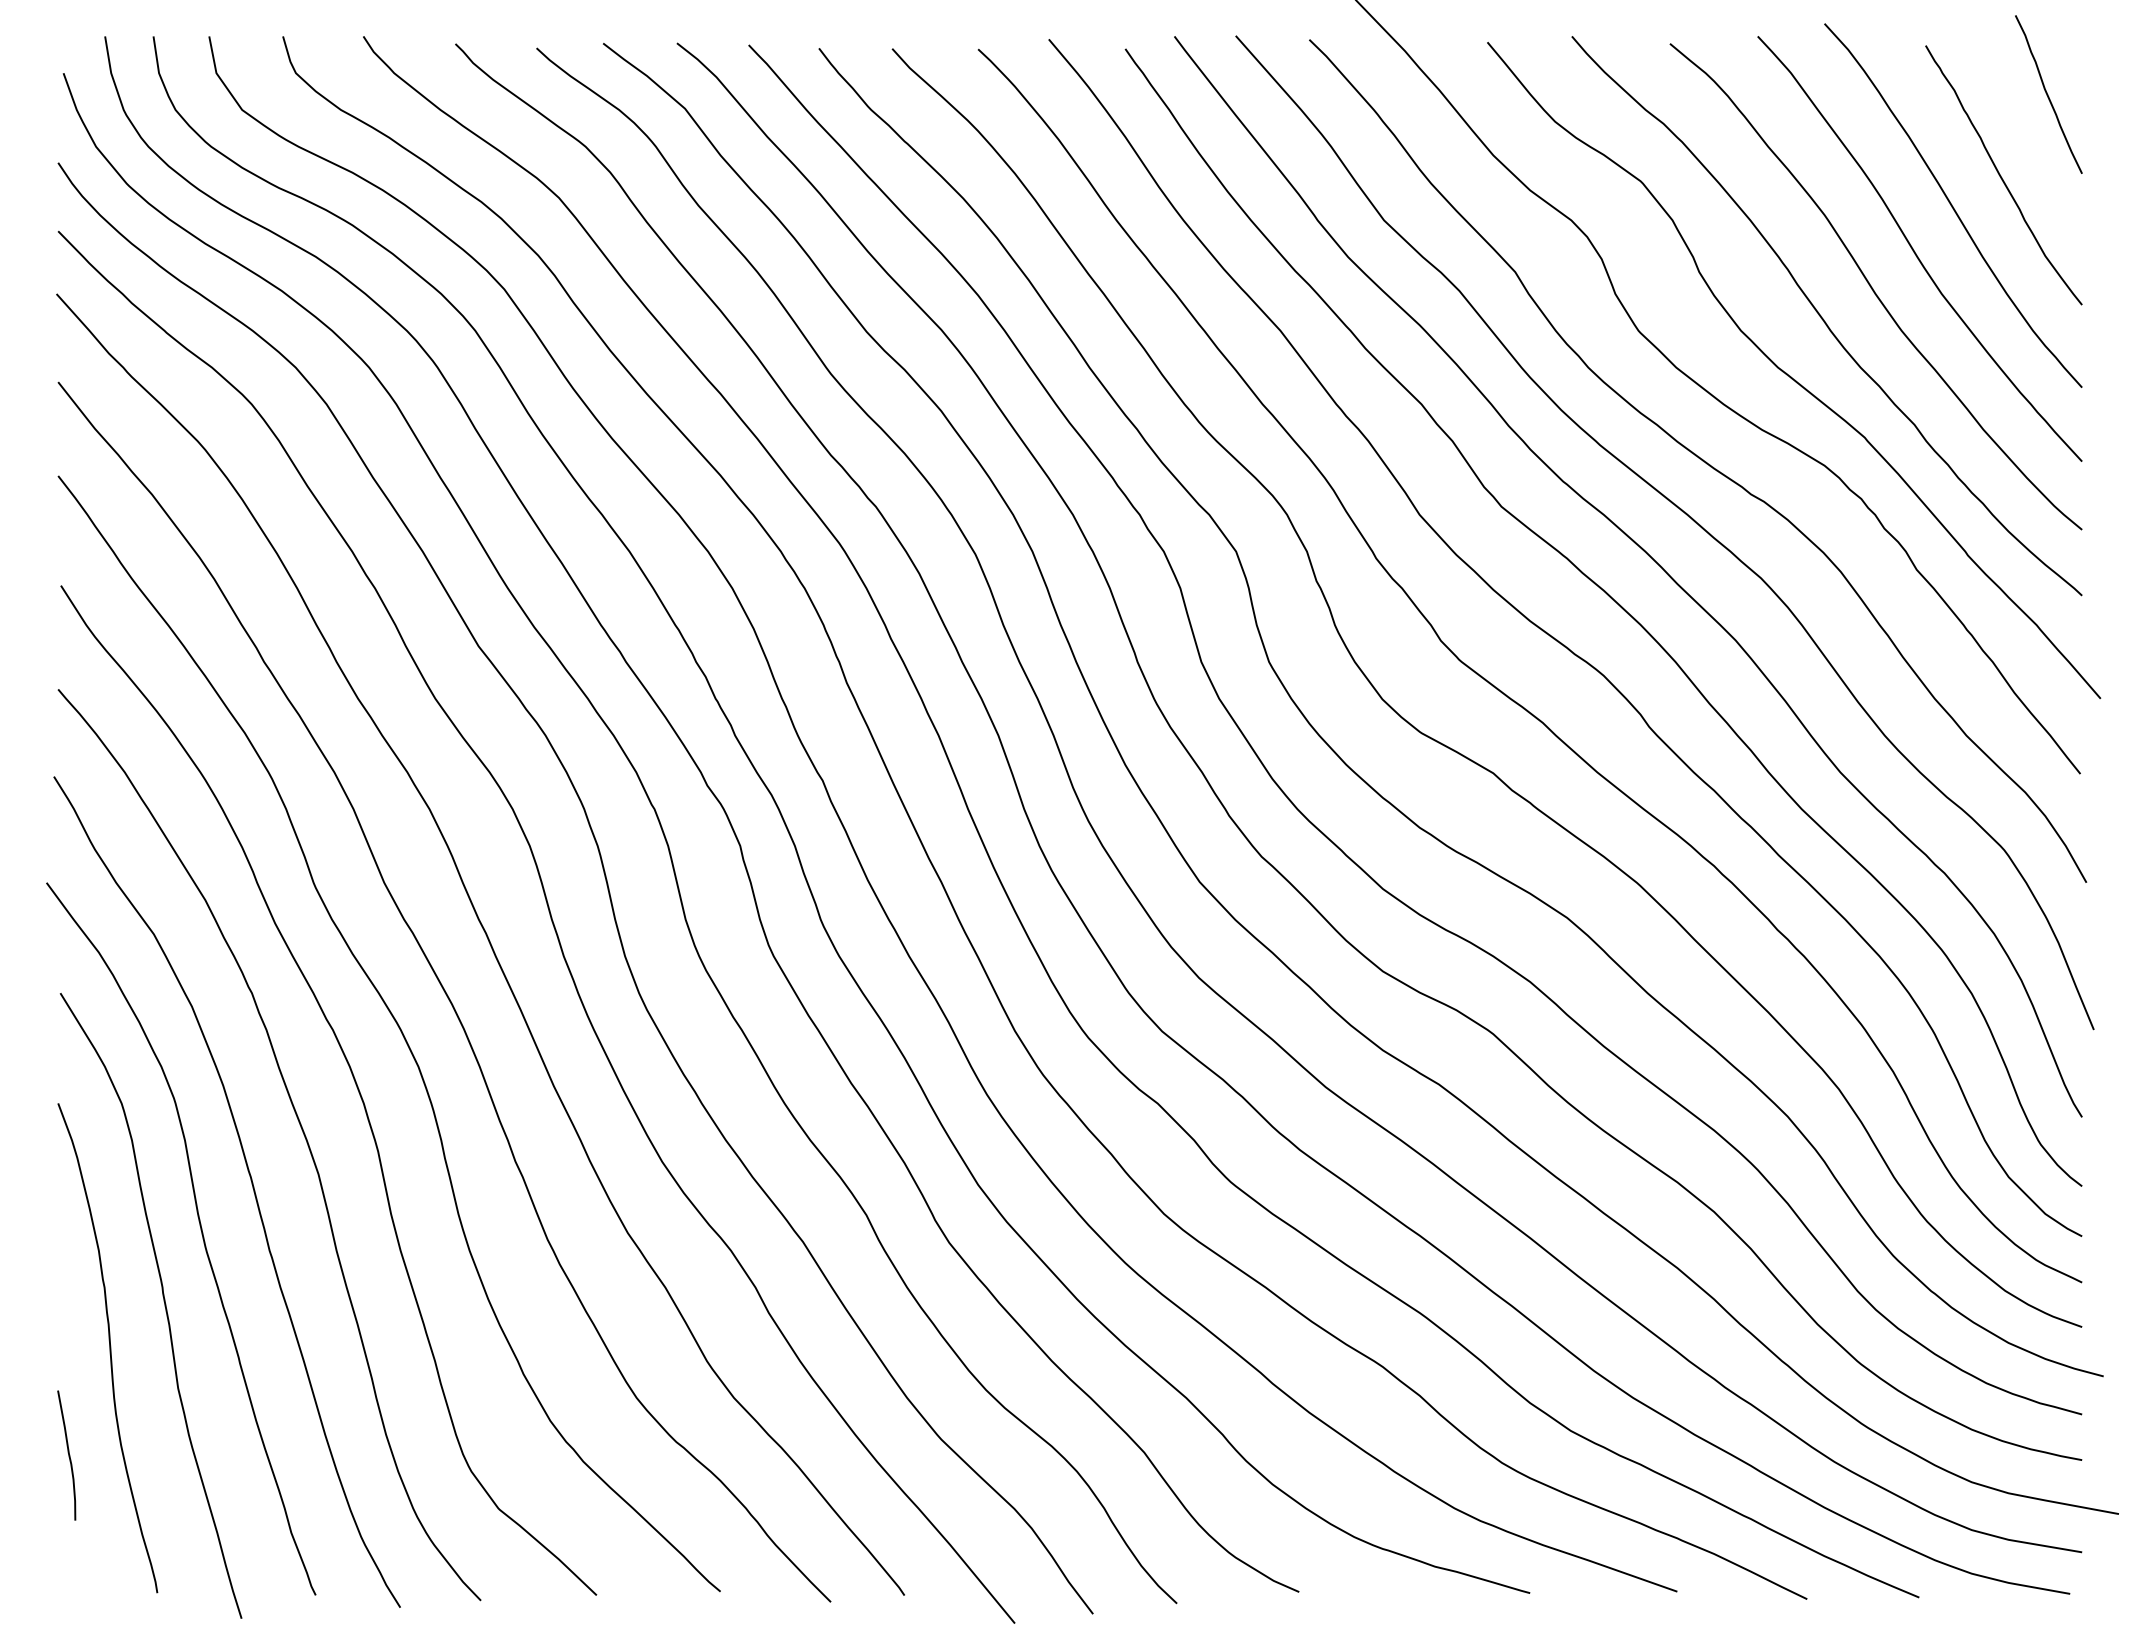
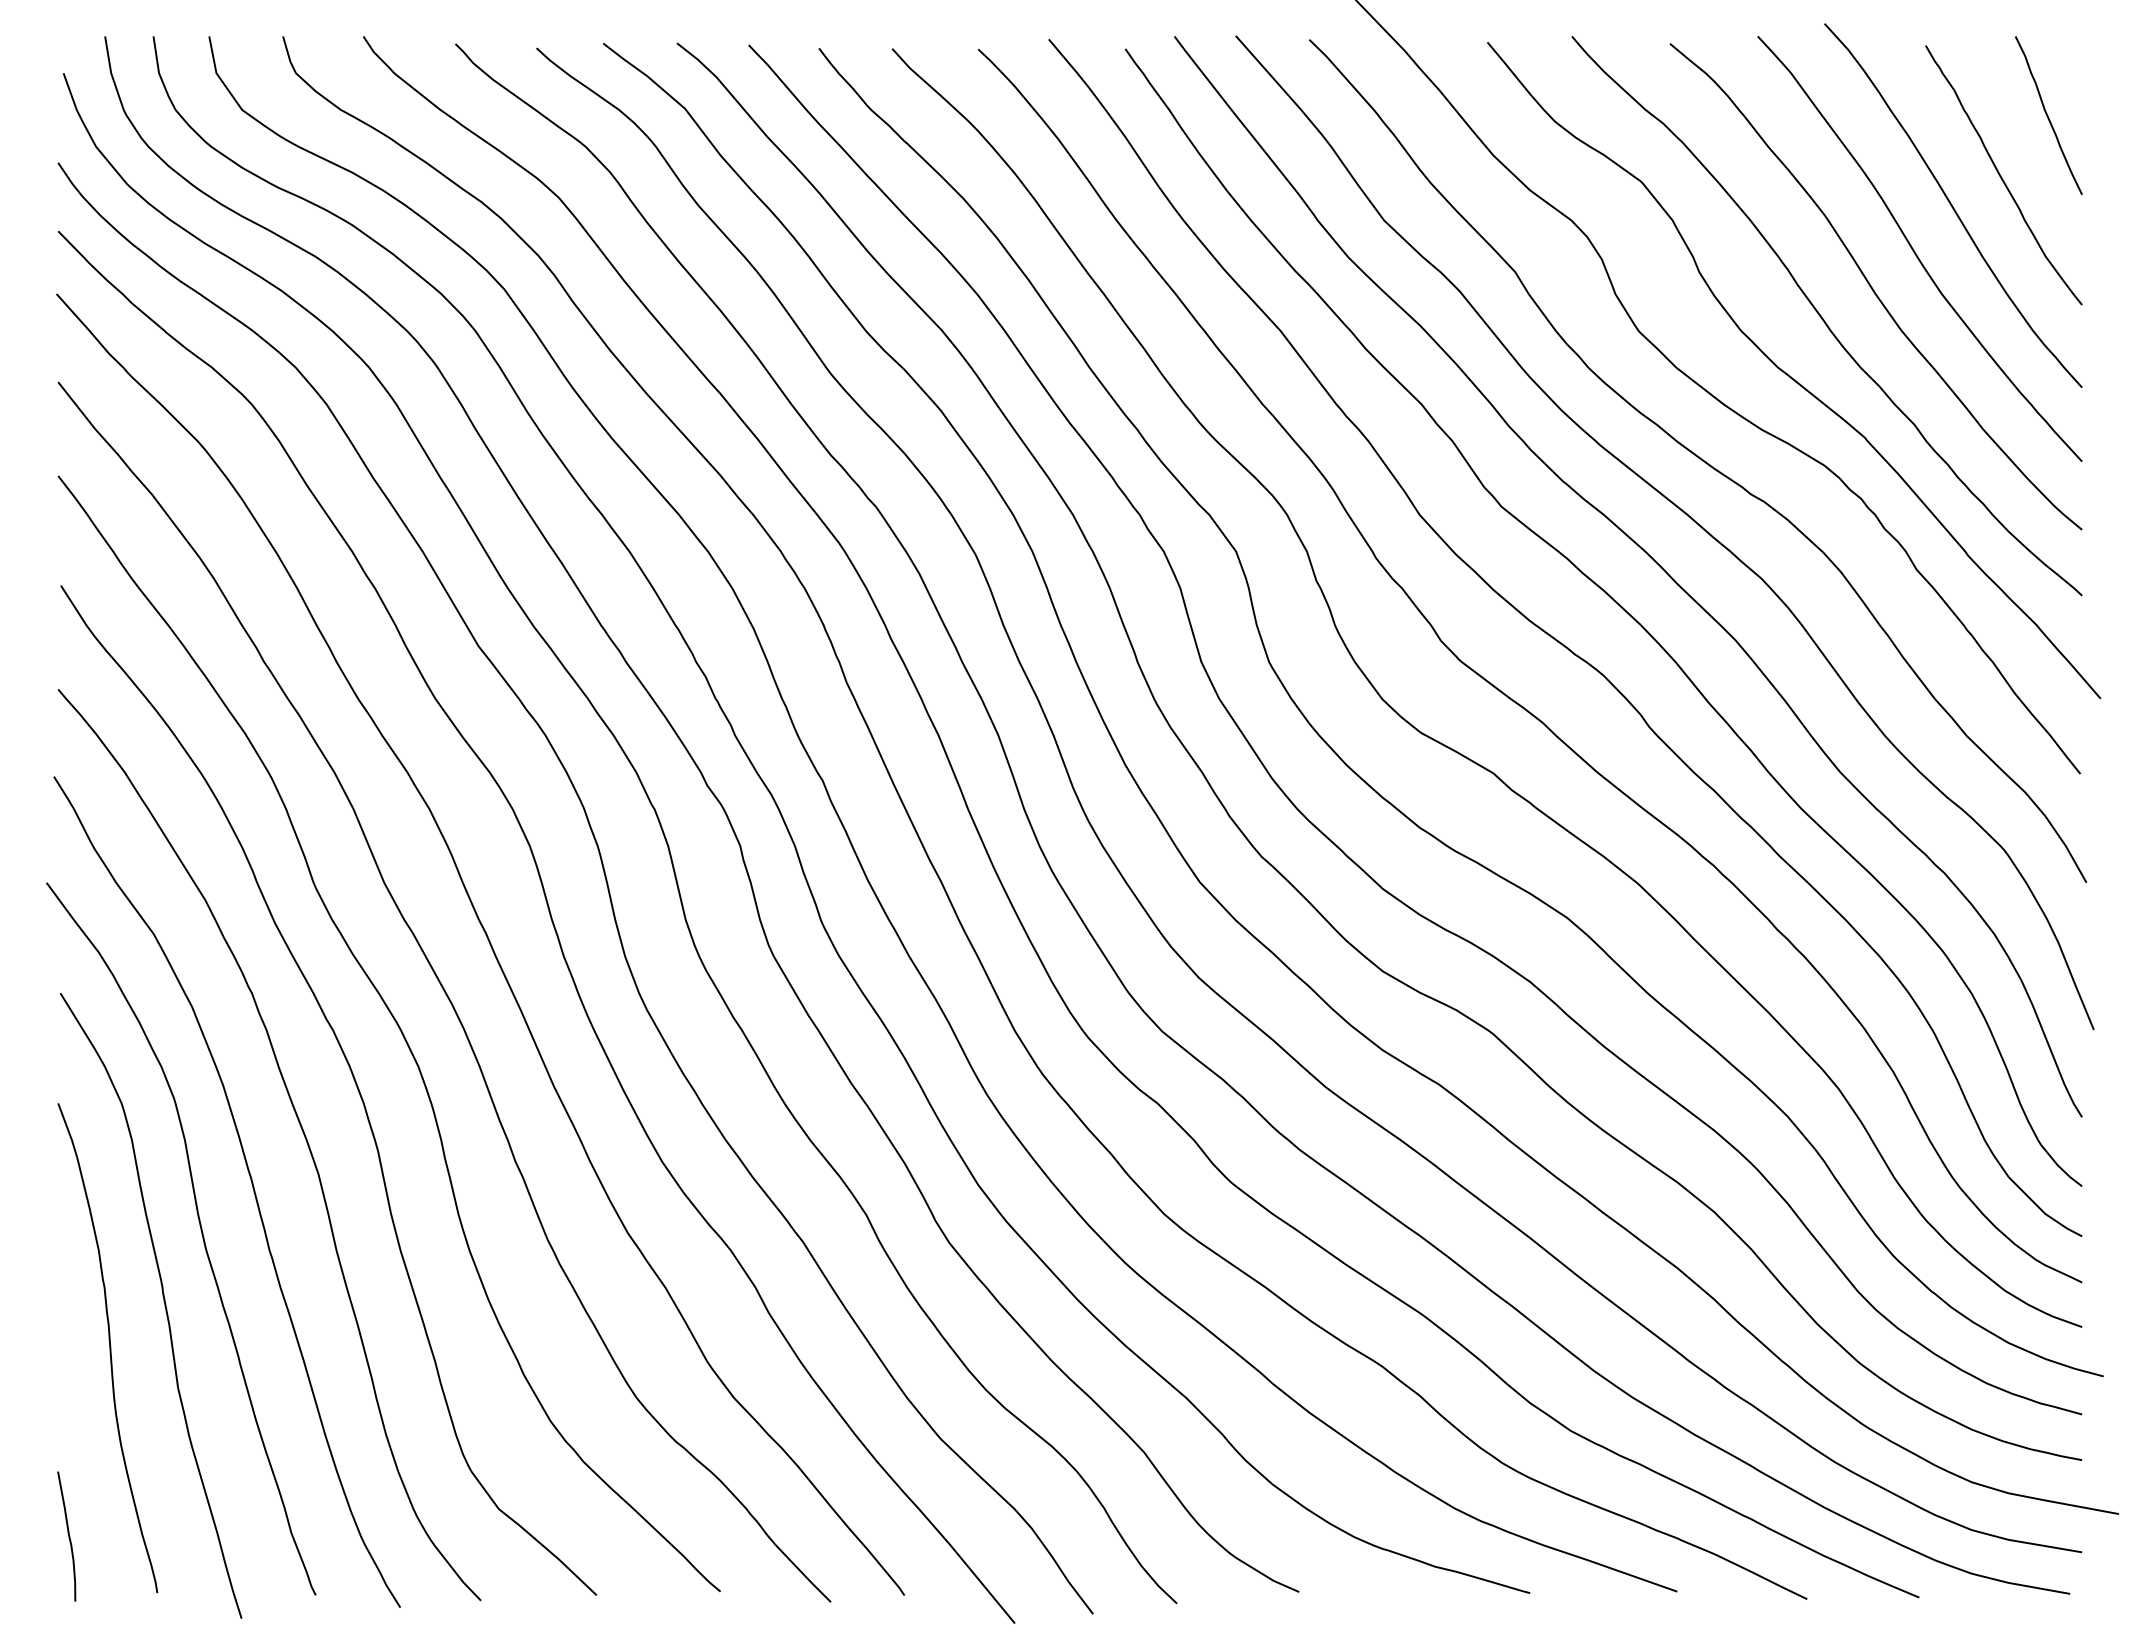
curve position: (2048, 94) -> (2048, 115) (2048, 115)
curve position: (68, 1455) -> (68, 1536) (68, 1536)
